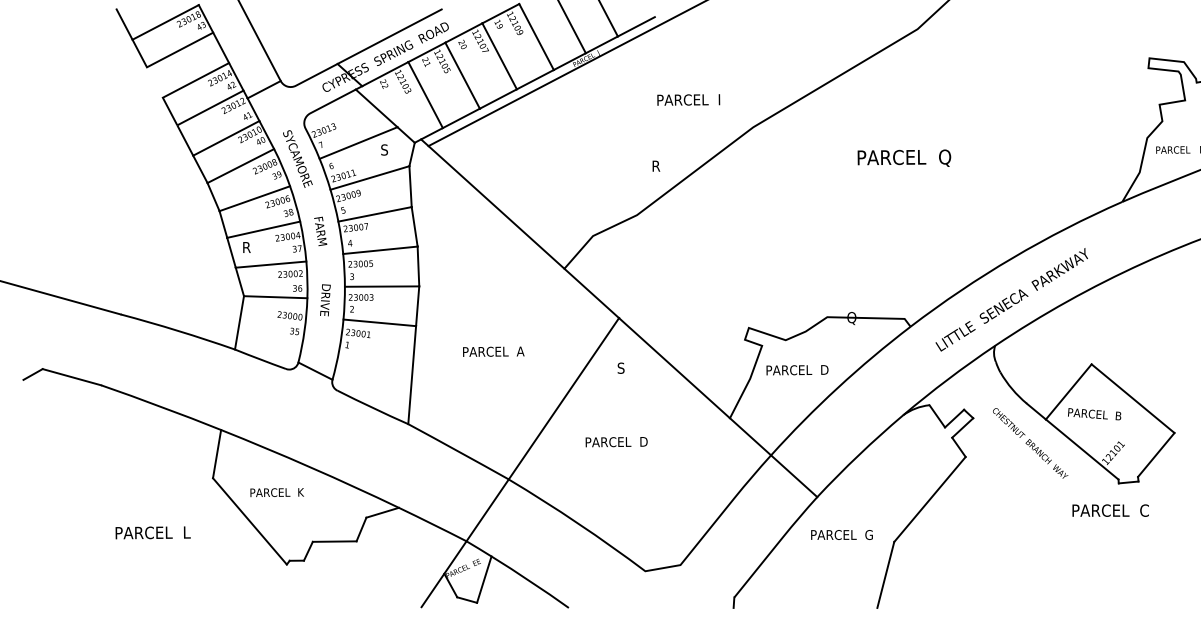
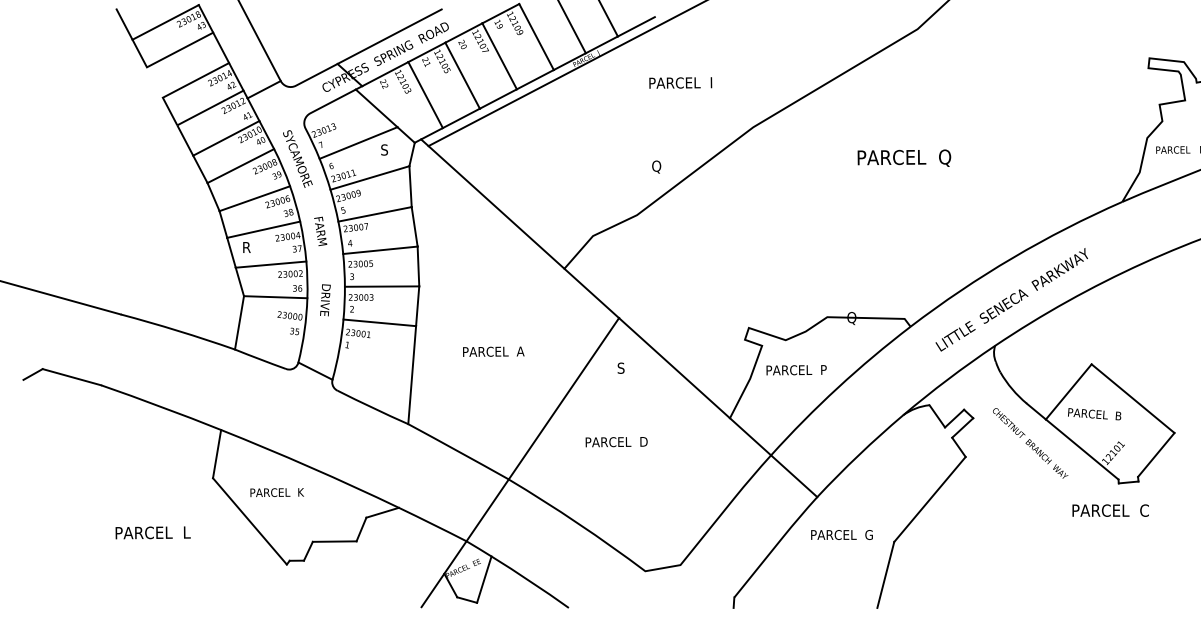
text position: (688, 99) -> (680, 82) (680, 82)
text: R -> Q (656, 166)
text: PARCEL  D -> PARCEL  P (825, 369)
